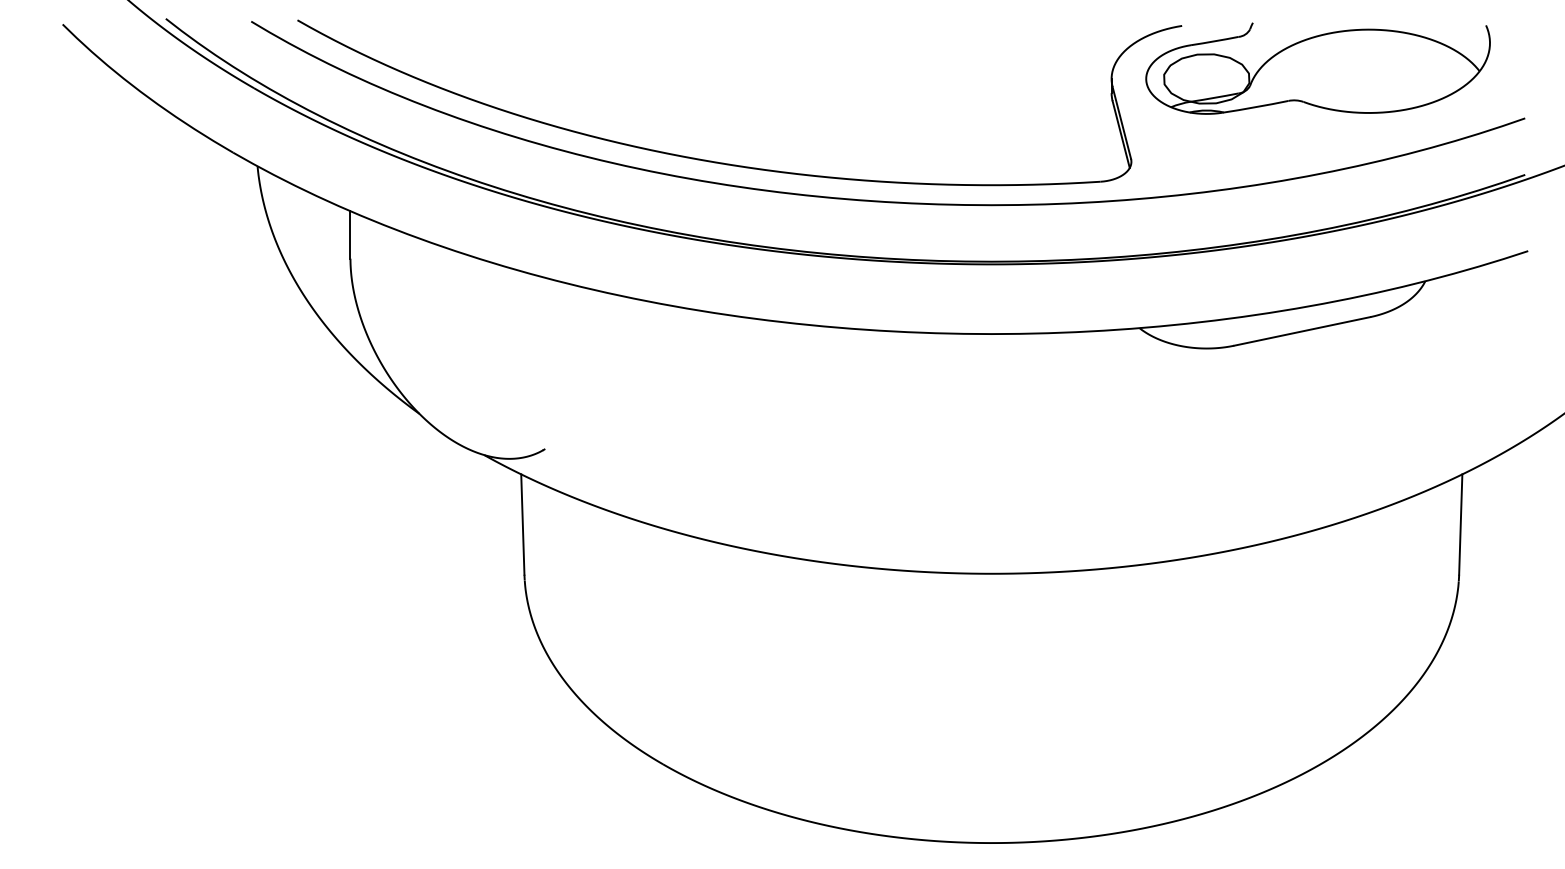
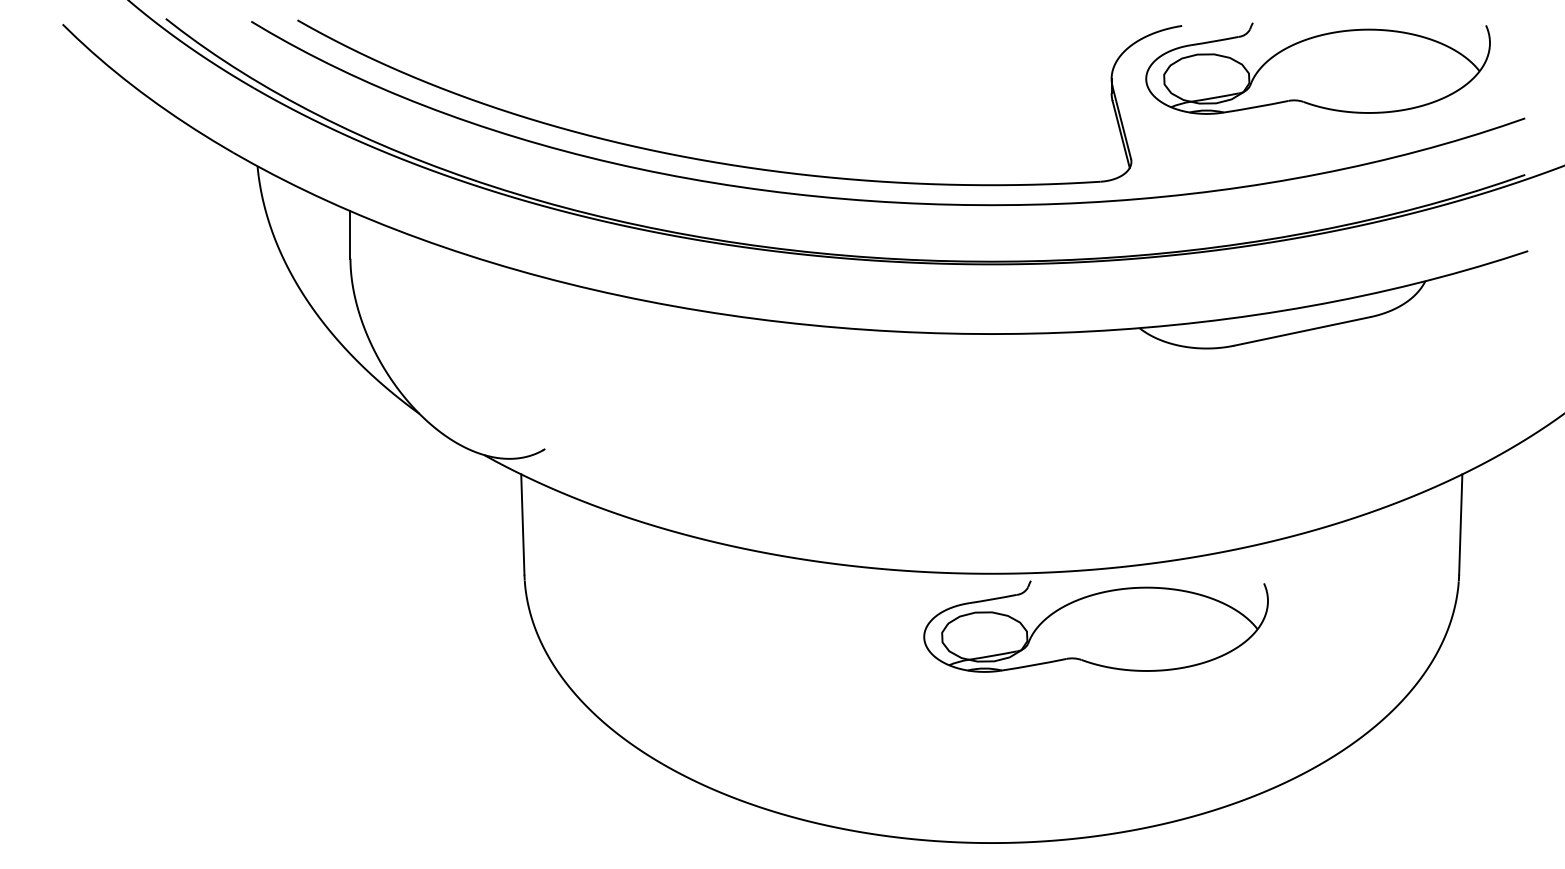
part: none -> present (1095, 626)
